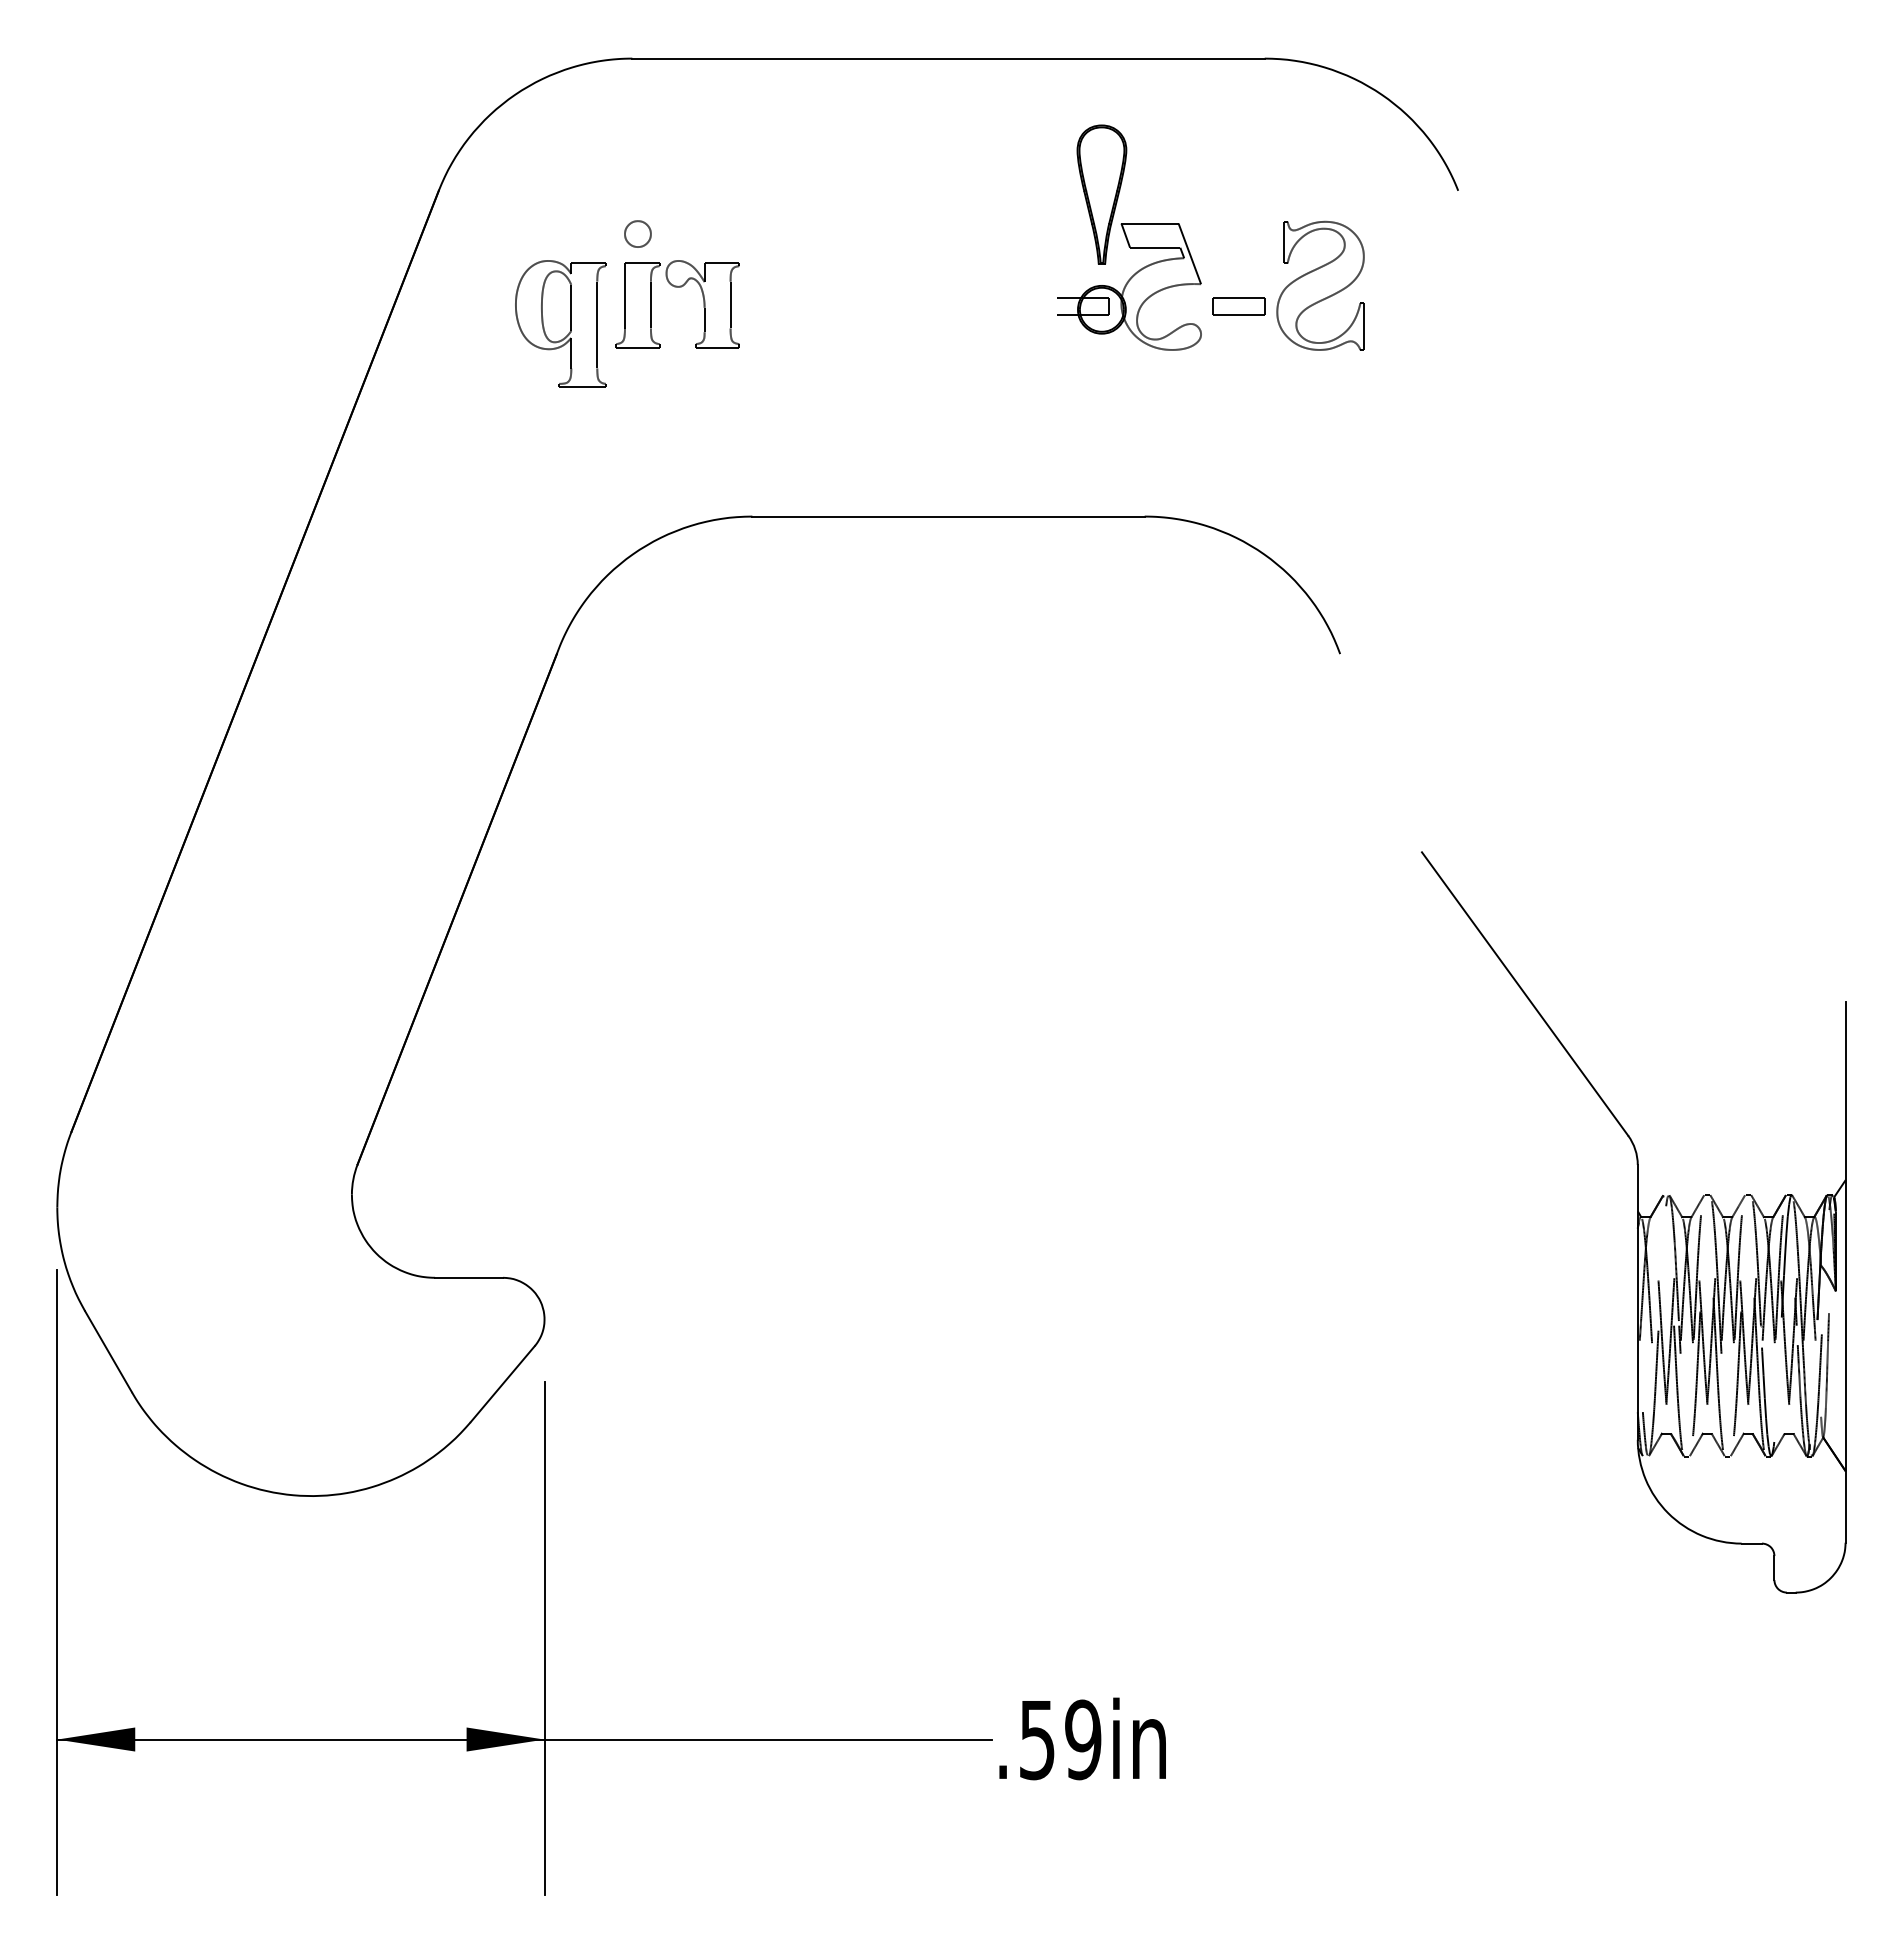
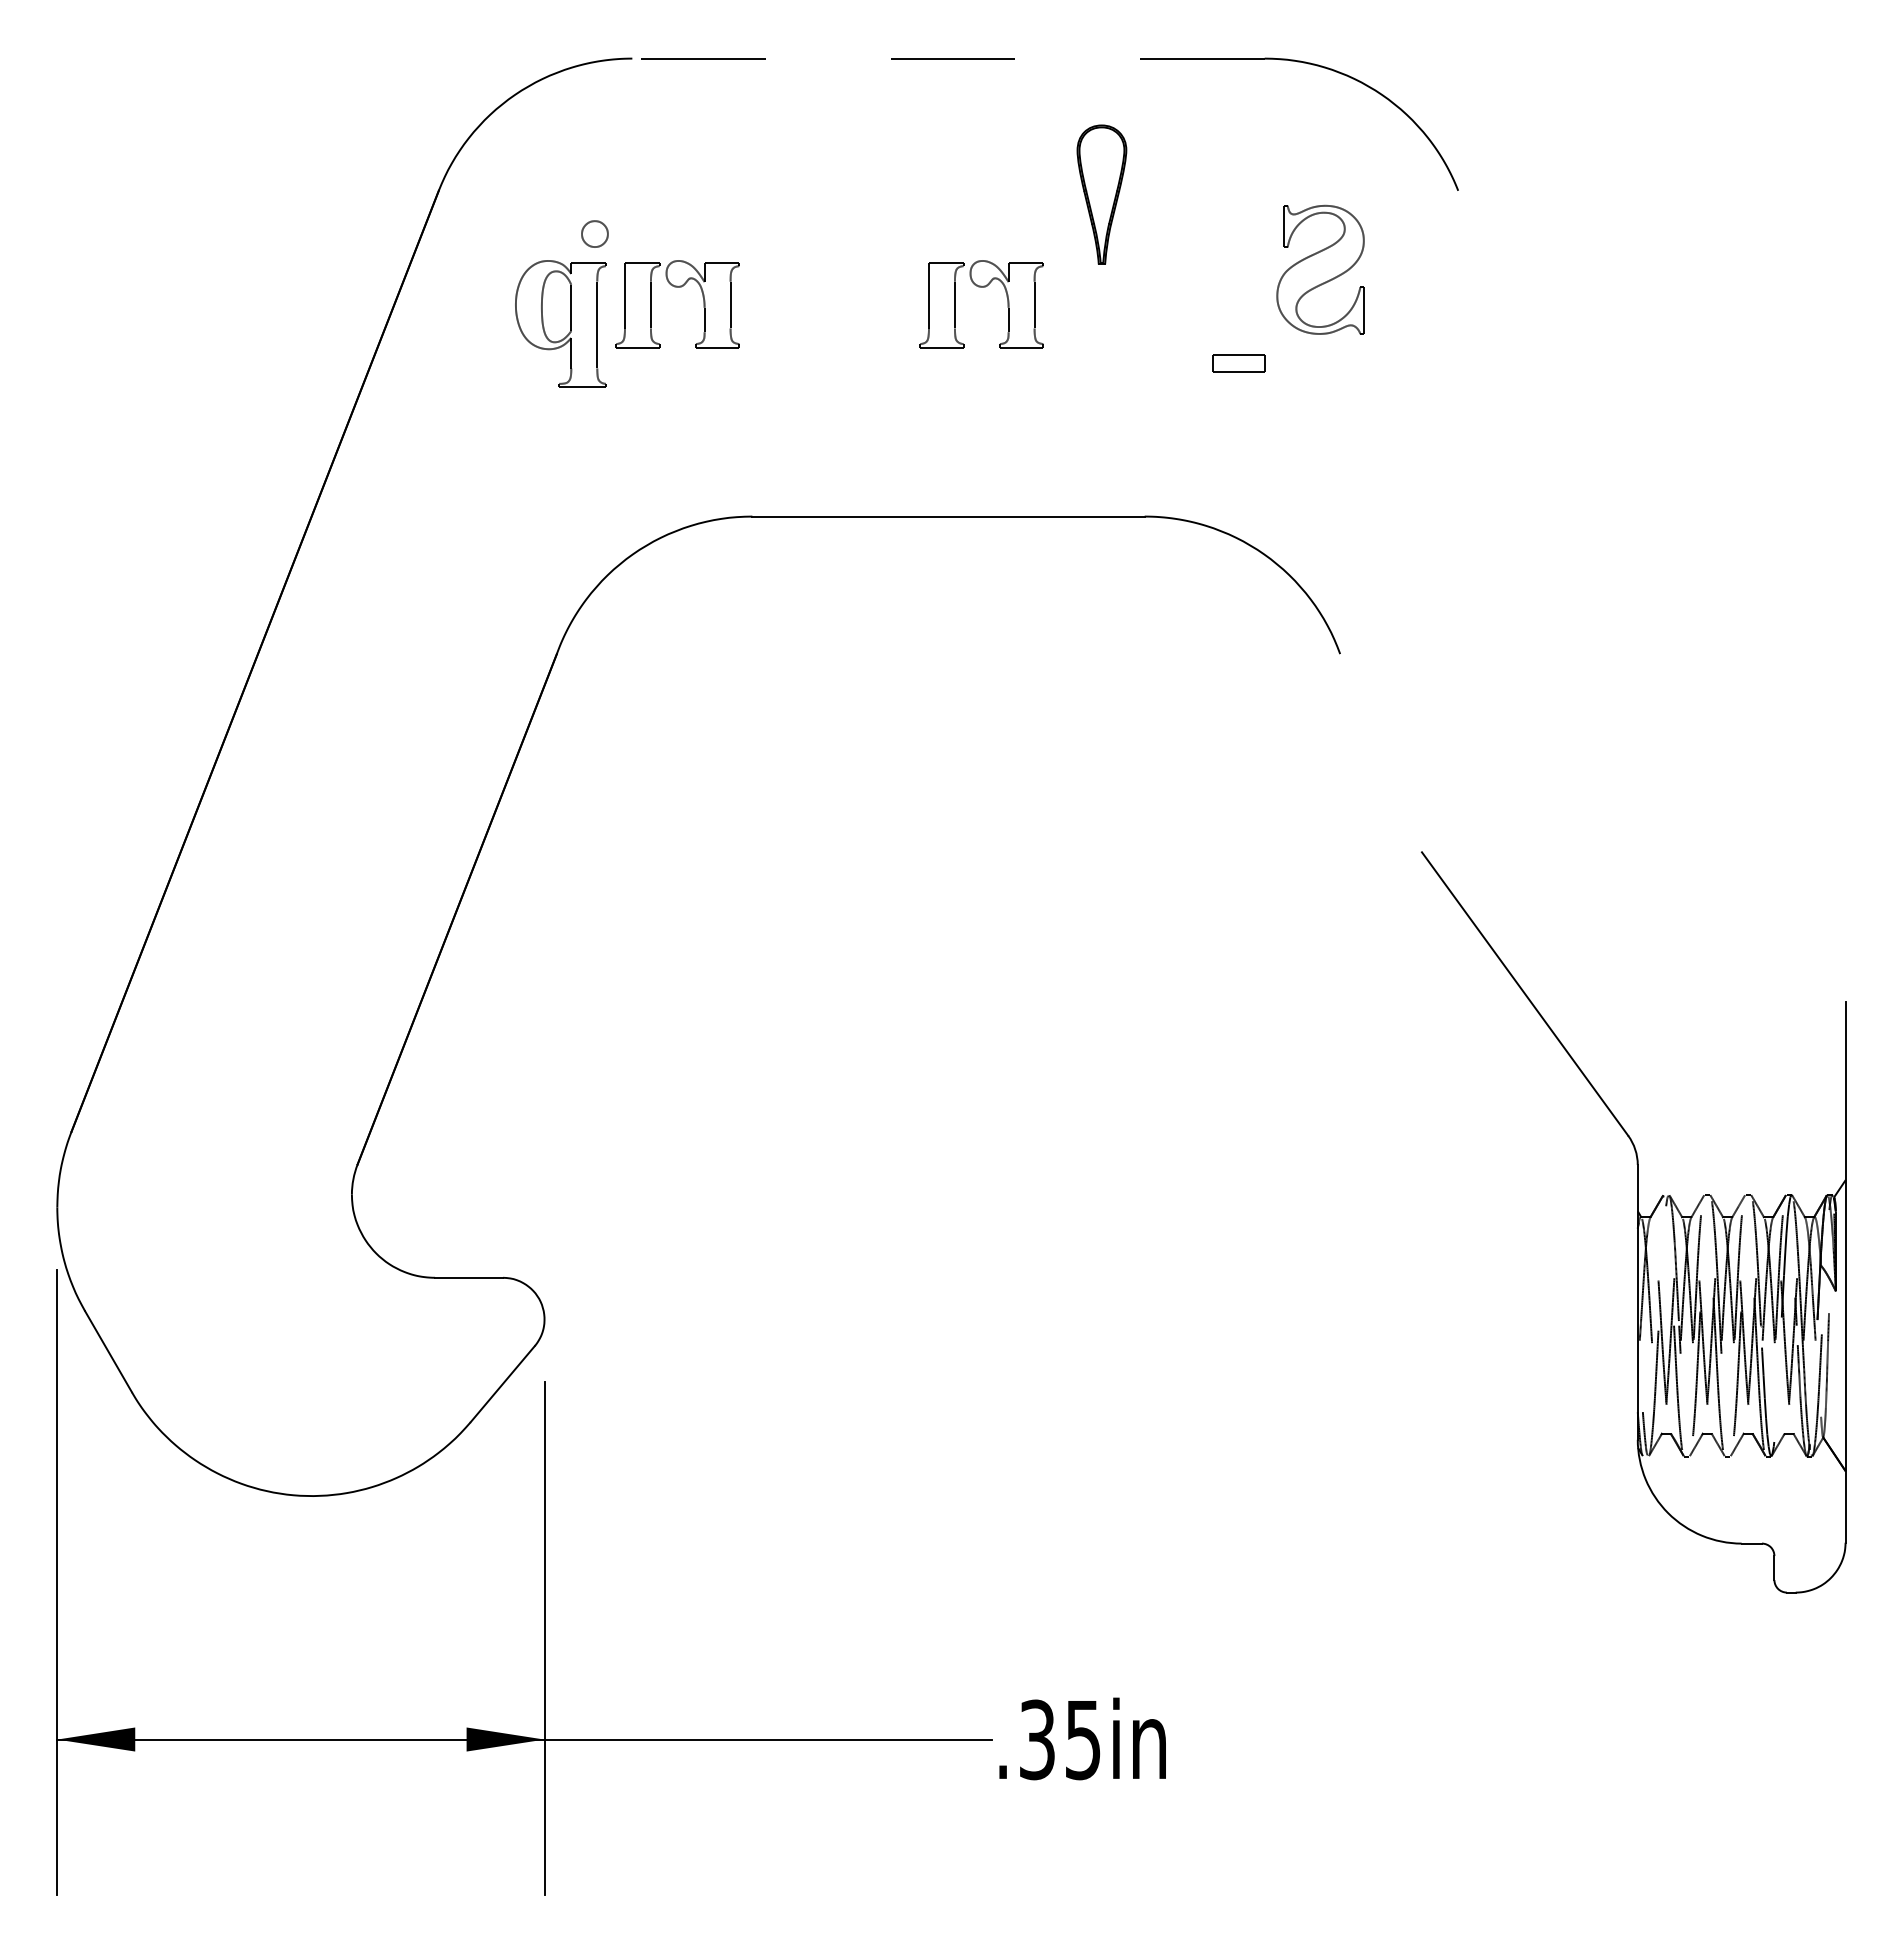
line: solid -> dashed (948, 58)
part position: (637, 233) -> (594, 233) (594, 233)
part position: (1320, 285) -> (1320, 269) (1320, 269)
part: present -> none (1129, 286)
part: none -> present (981, 287)
part position: (1238, 306) -> (1238, 363) (1238, 363)
text: .59in -> .35in (1060, 1739)
